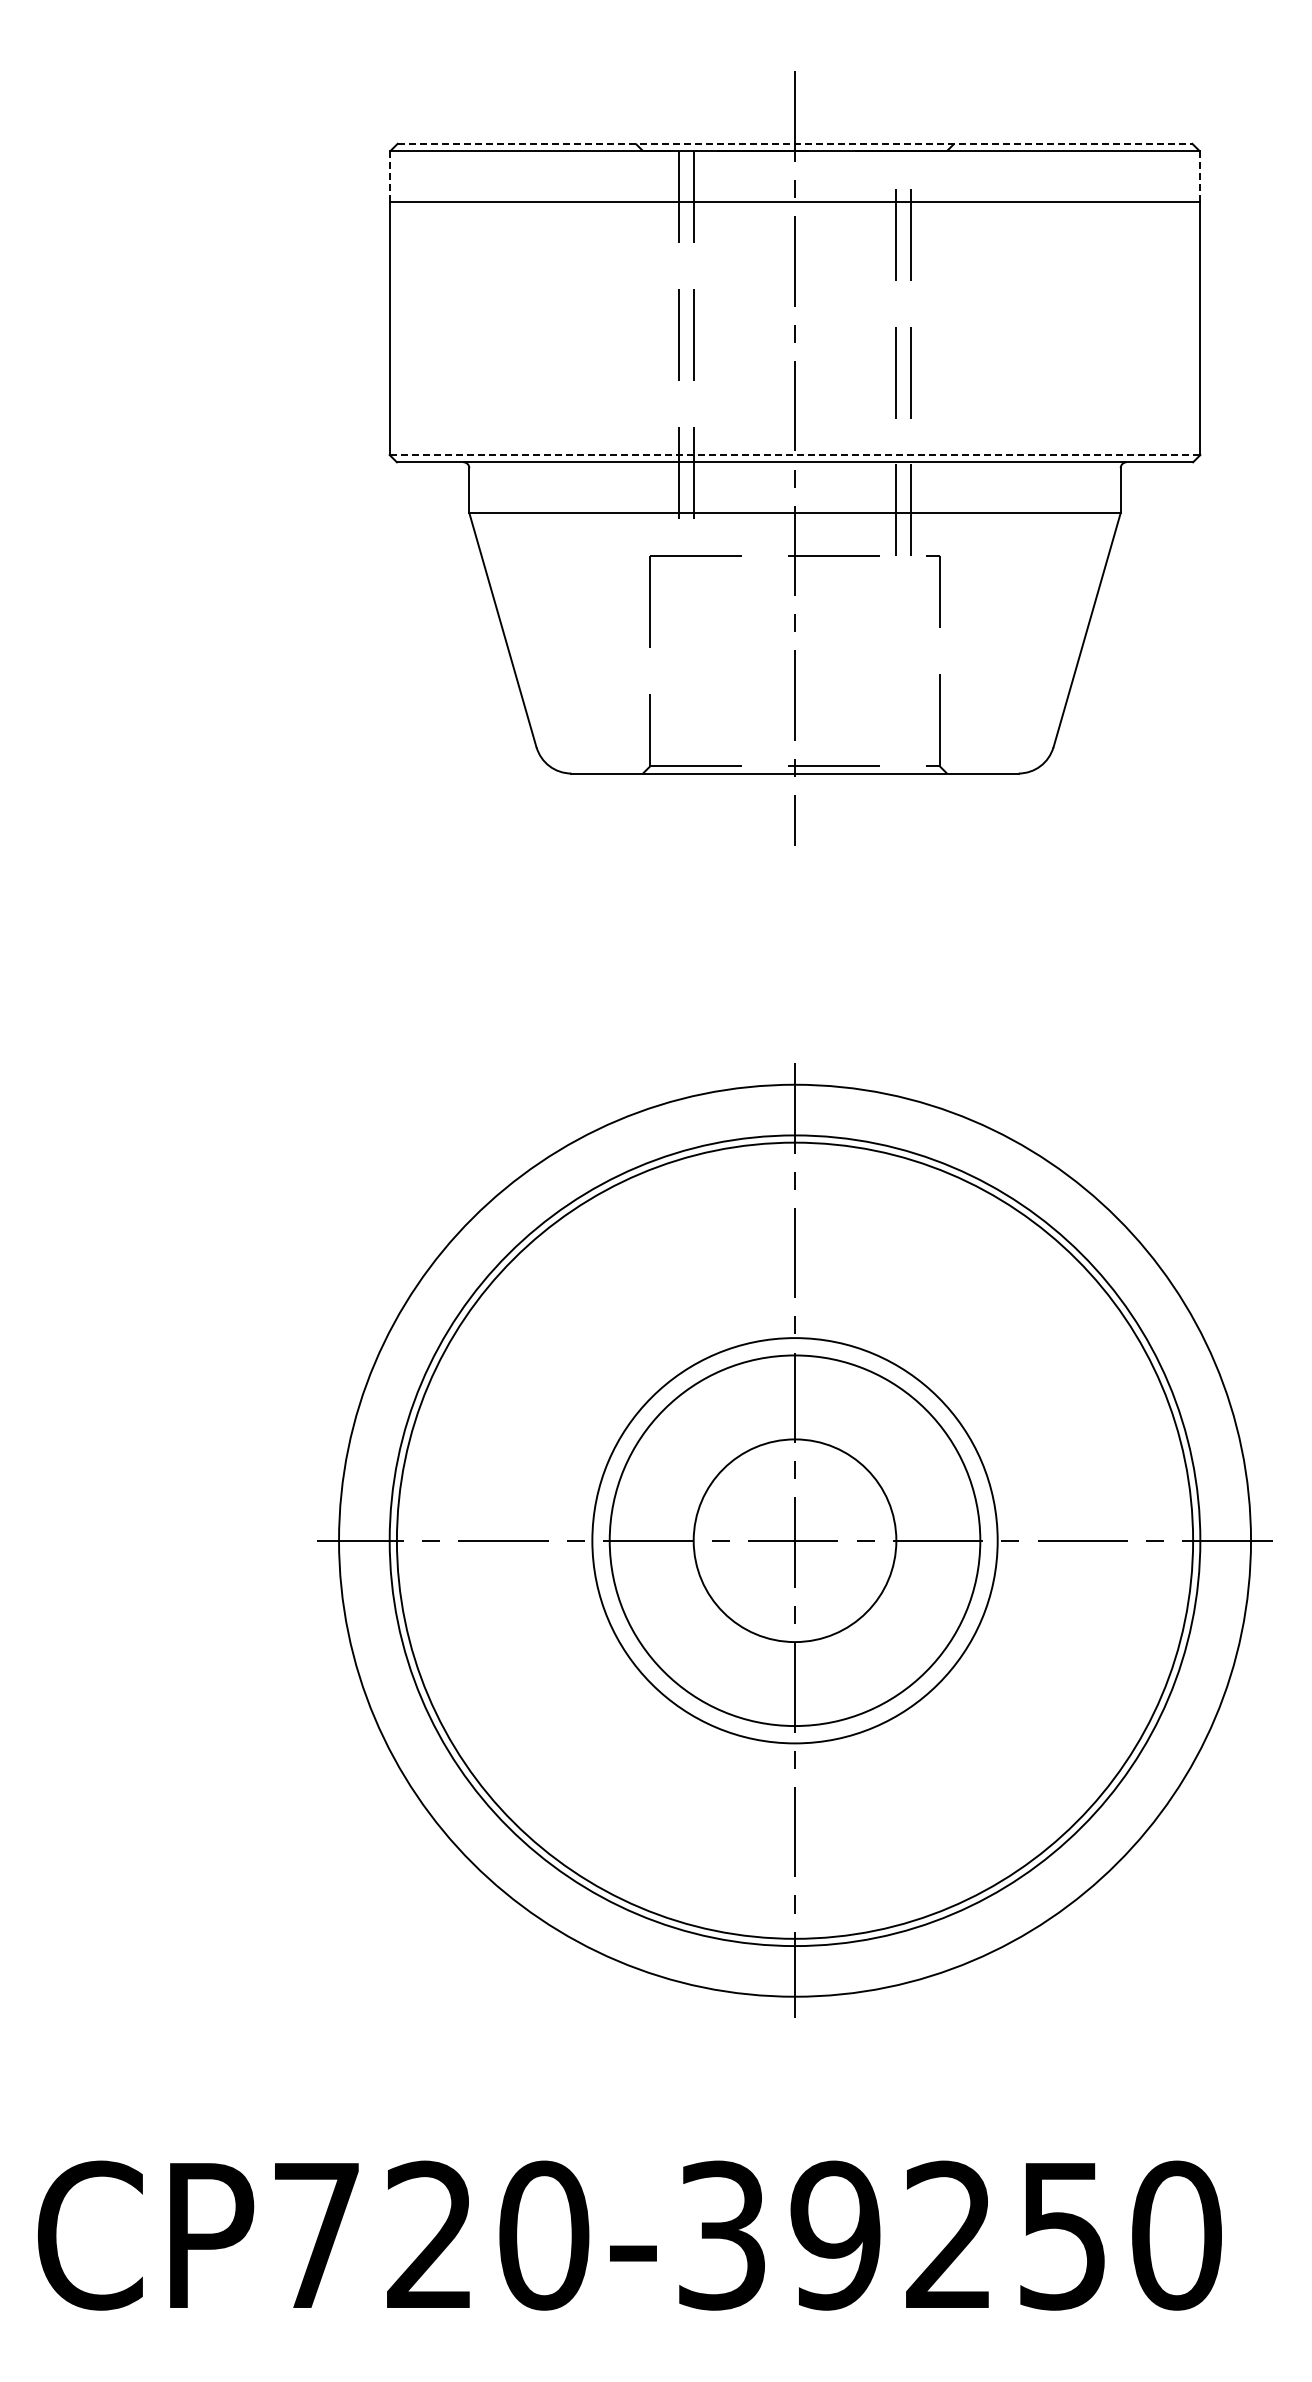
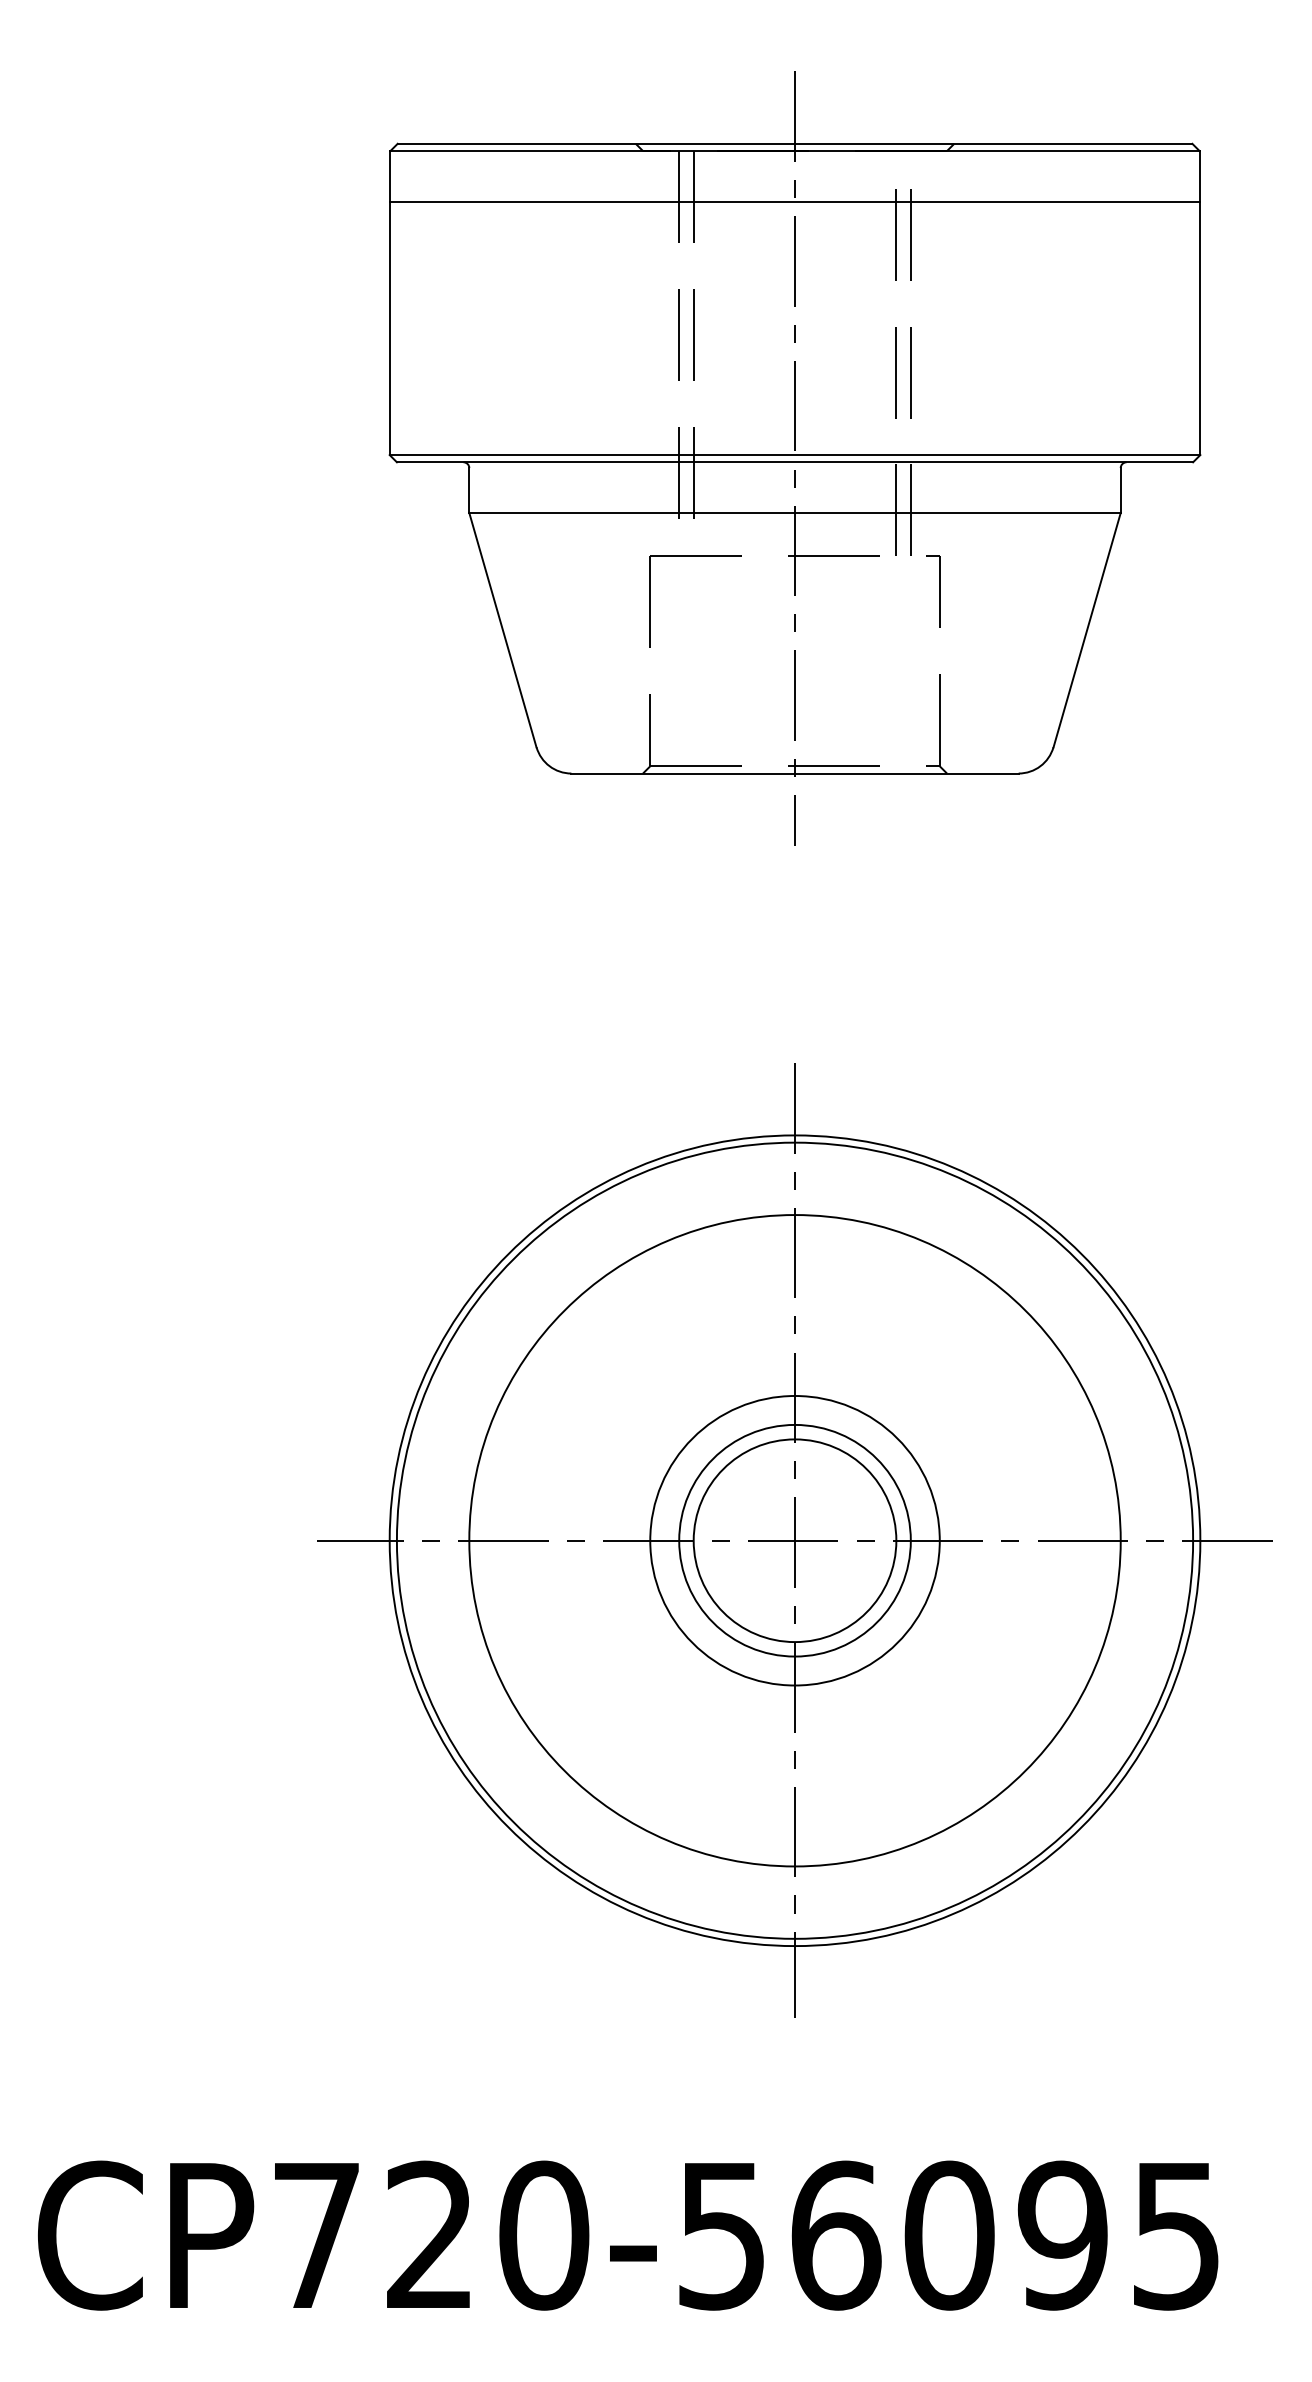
line: dashed -> solid (795, 143)
line: dashed -> solid (1199, 175)
line: dashed -> solid (390, 176)
line: dashed -> solid (795, 455)
circle diameter: 371 px -> 232 px (794, 1540)
circle diameter: 405 px -> 290 px (794, 1540)
circle diameter: 912 px -> 651 px (794, 1540)
text: CP720-39250 -> CP720-56095 (950, 2235)
